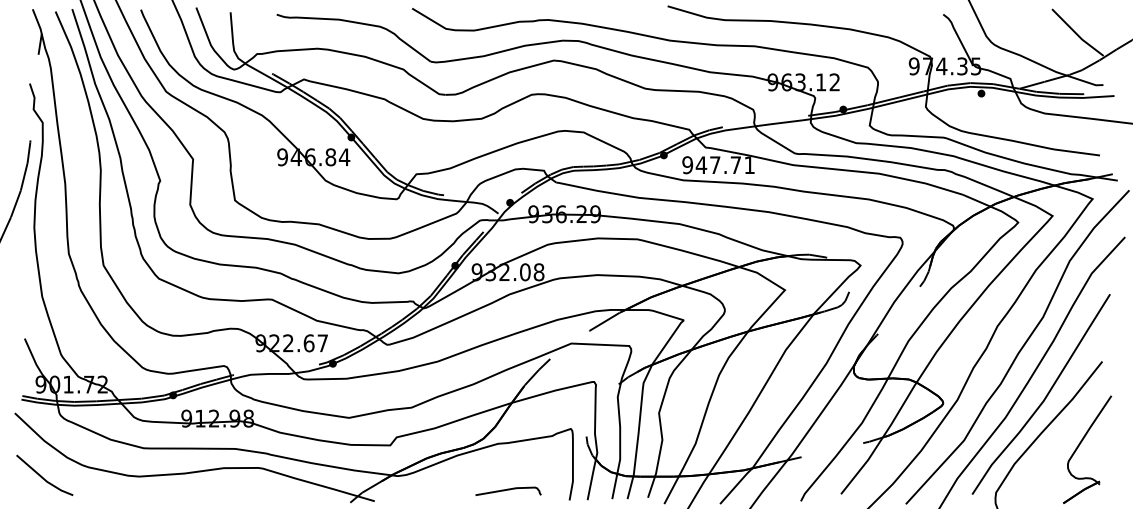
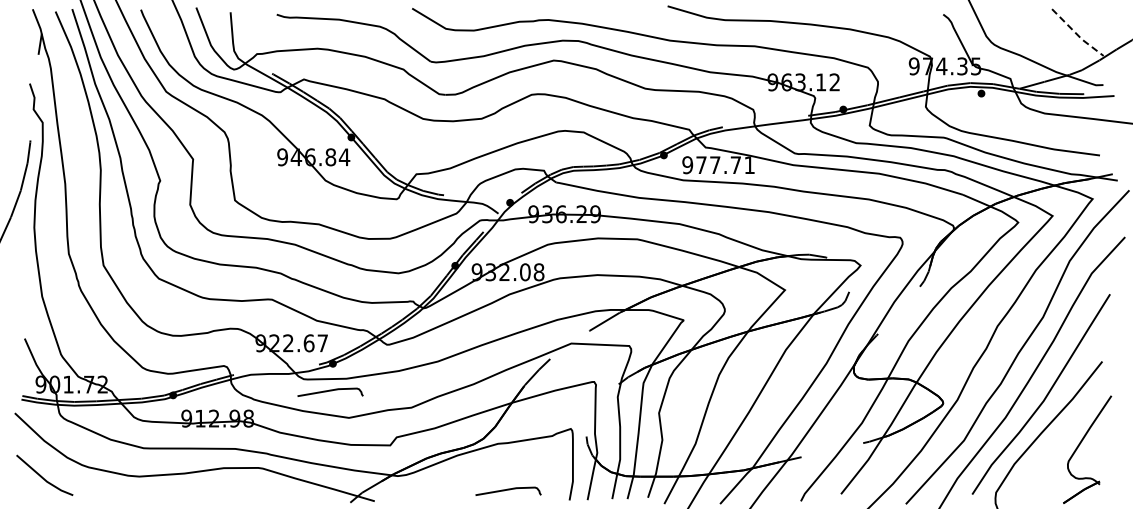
line: solid -> dashed (1077, 34)
text: 947.71 -> 977.71 (701, 164)
curve: none -> present (330, 391)
